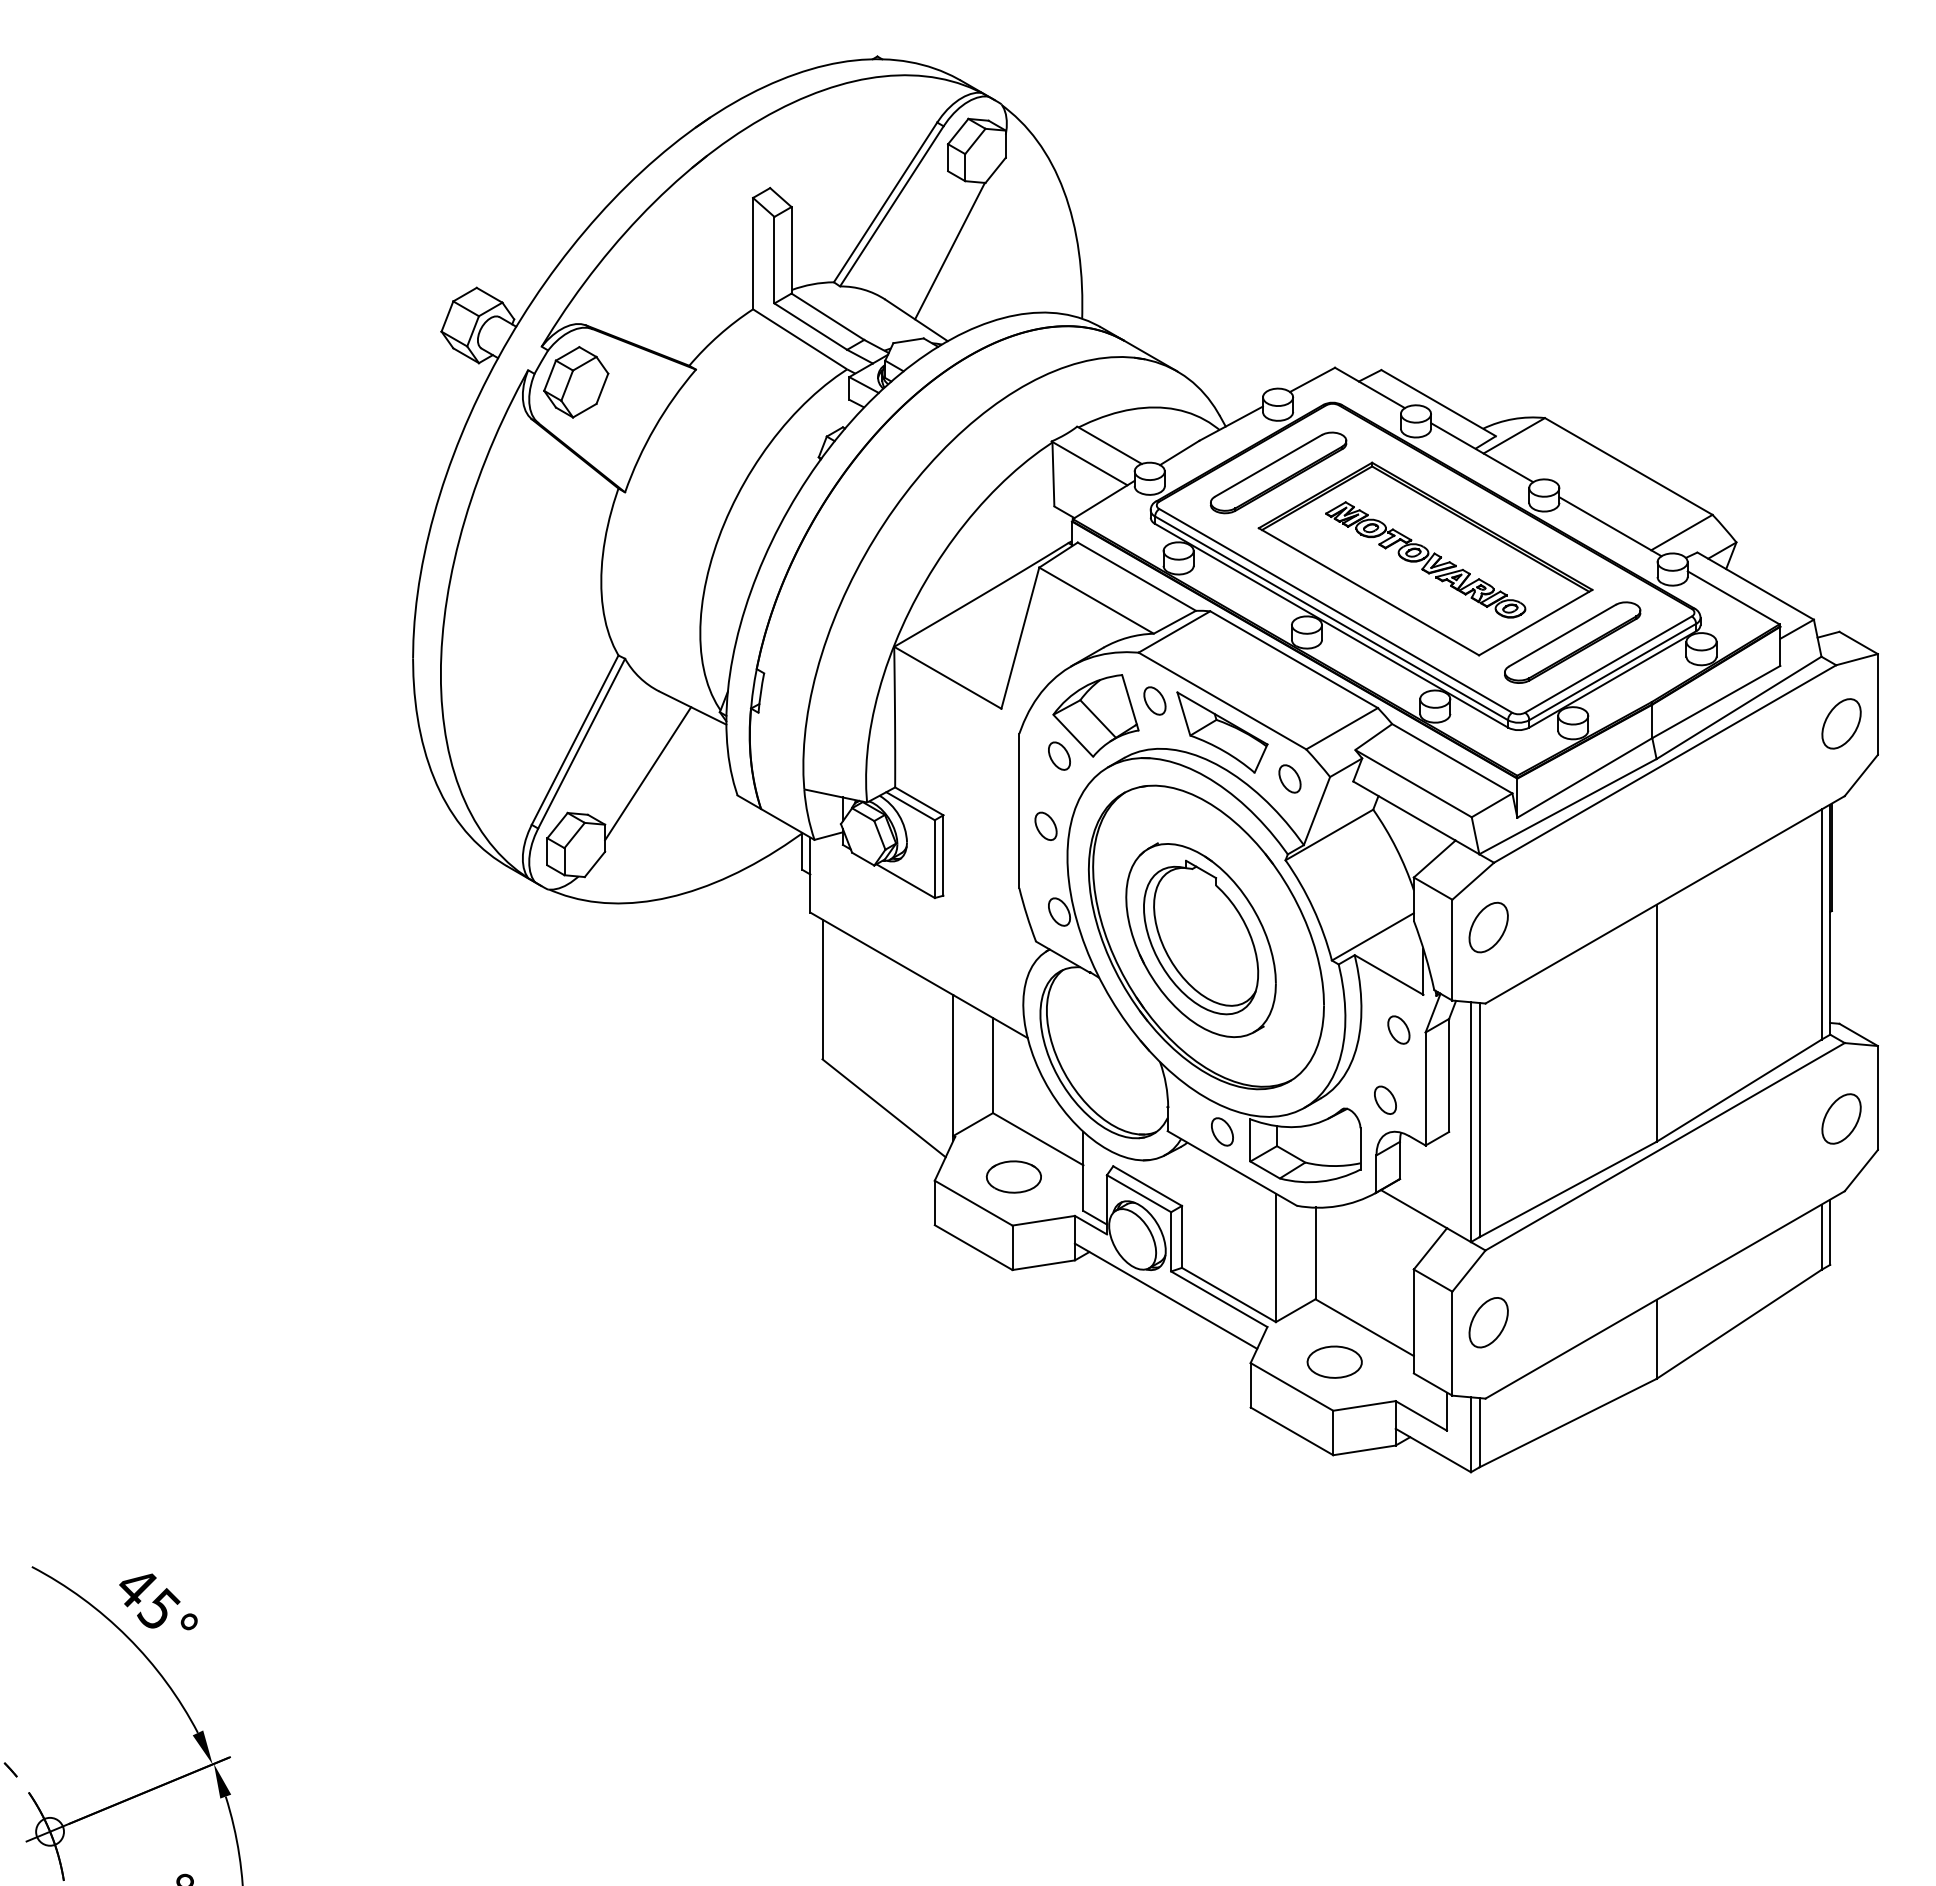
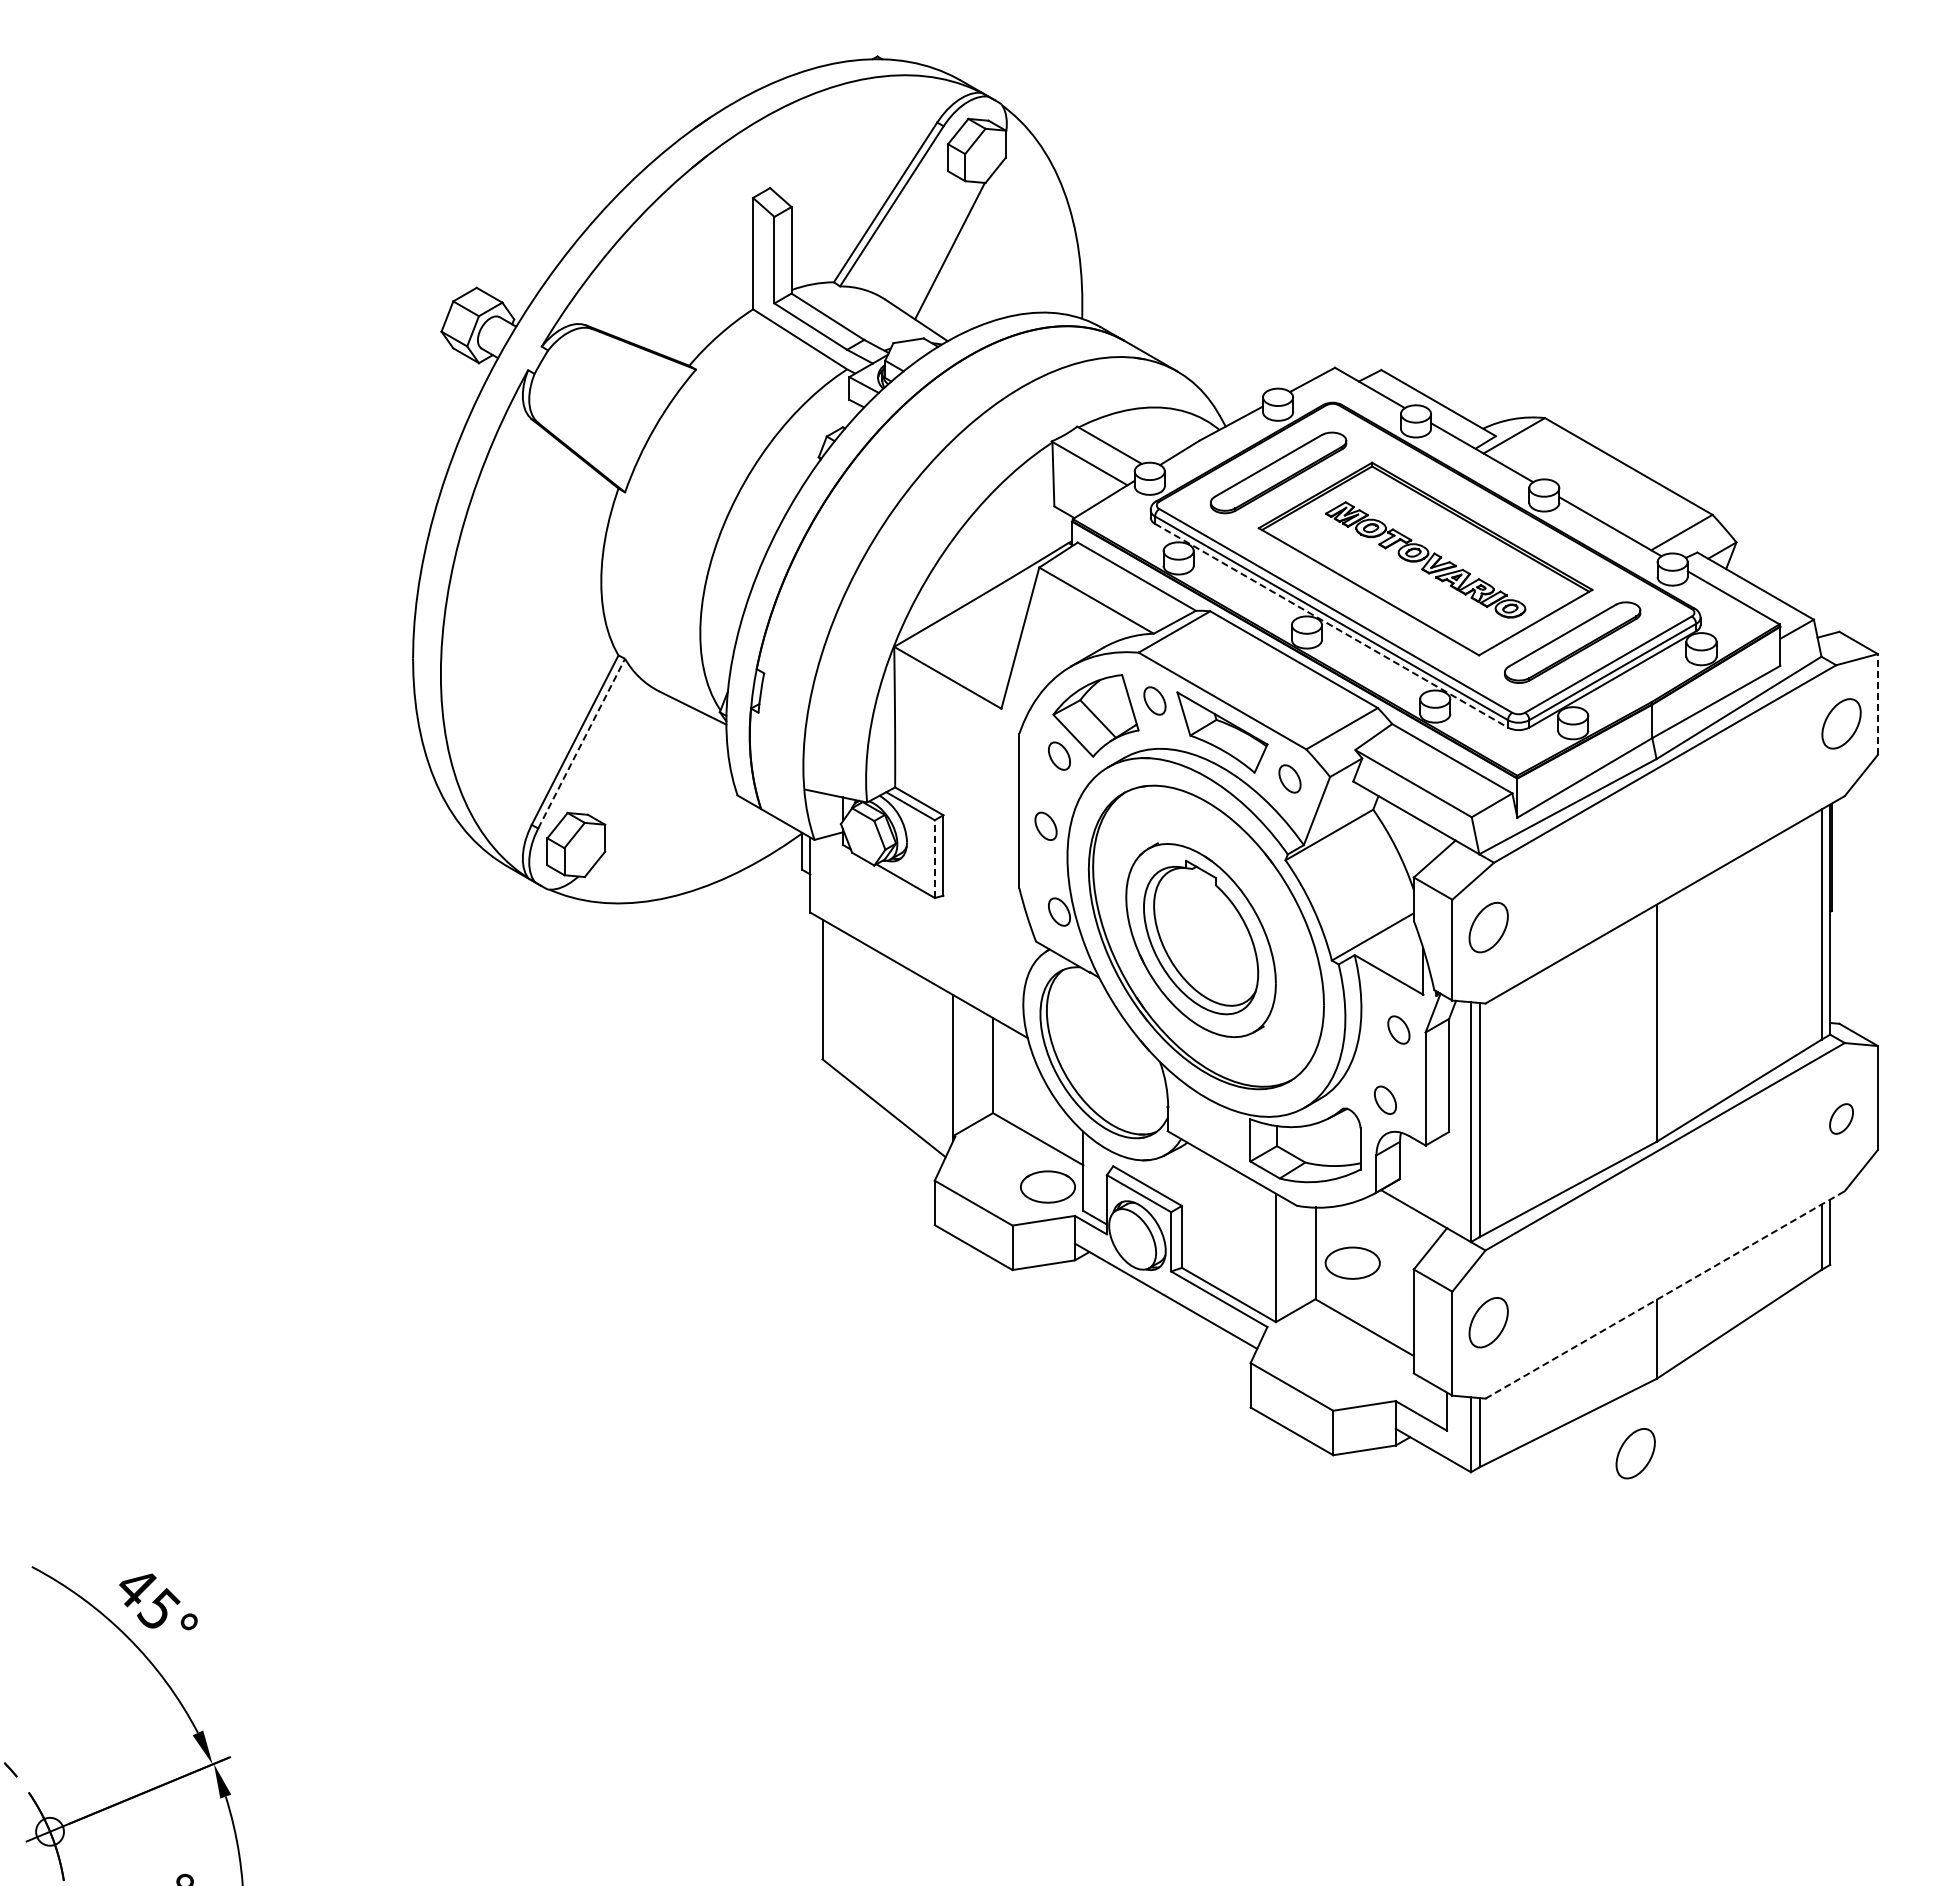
part: present -> none (576, 382)
line: solid -> dashed (1331, 625)
line: solid -> dashed (1877, 703)
line: solid -> dashed (581, 743)
line: present -> none (648, 773)
line: solid -> dashed (934, 859)
part size: 41x52 px -> 25x32 px (1841, 1118)
part: present -> none (1222, 1131)
part position: (1013, 1176) -> (1047, 1186) (1047, 1186)
line: solid -> dashed (1665, 1294)
part position: (1334, 1361) -> (1352, 1262) (1352, 1262)
part: none -> present (1635, 1453)
